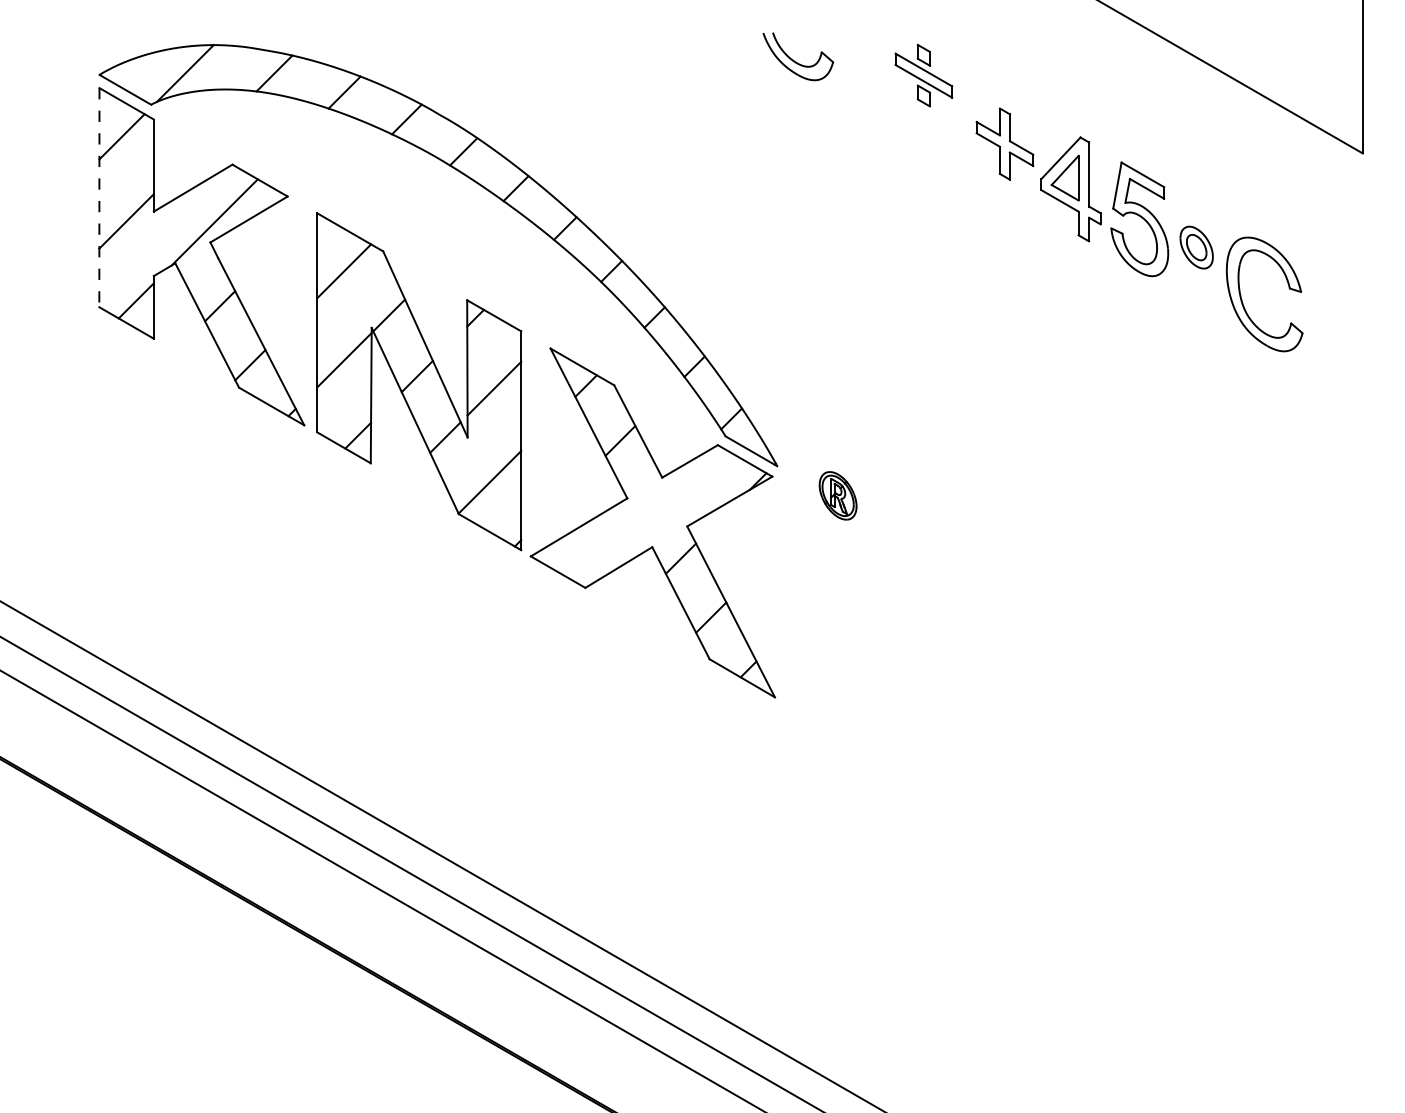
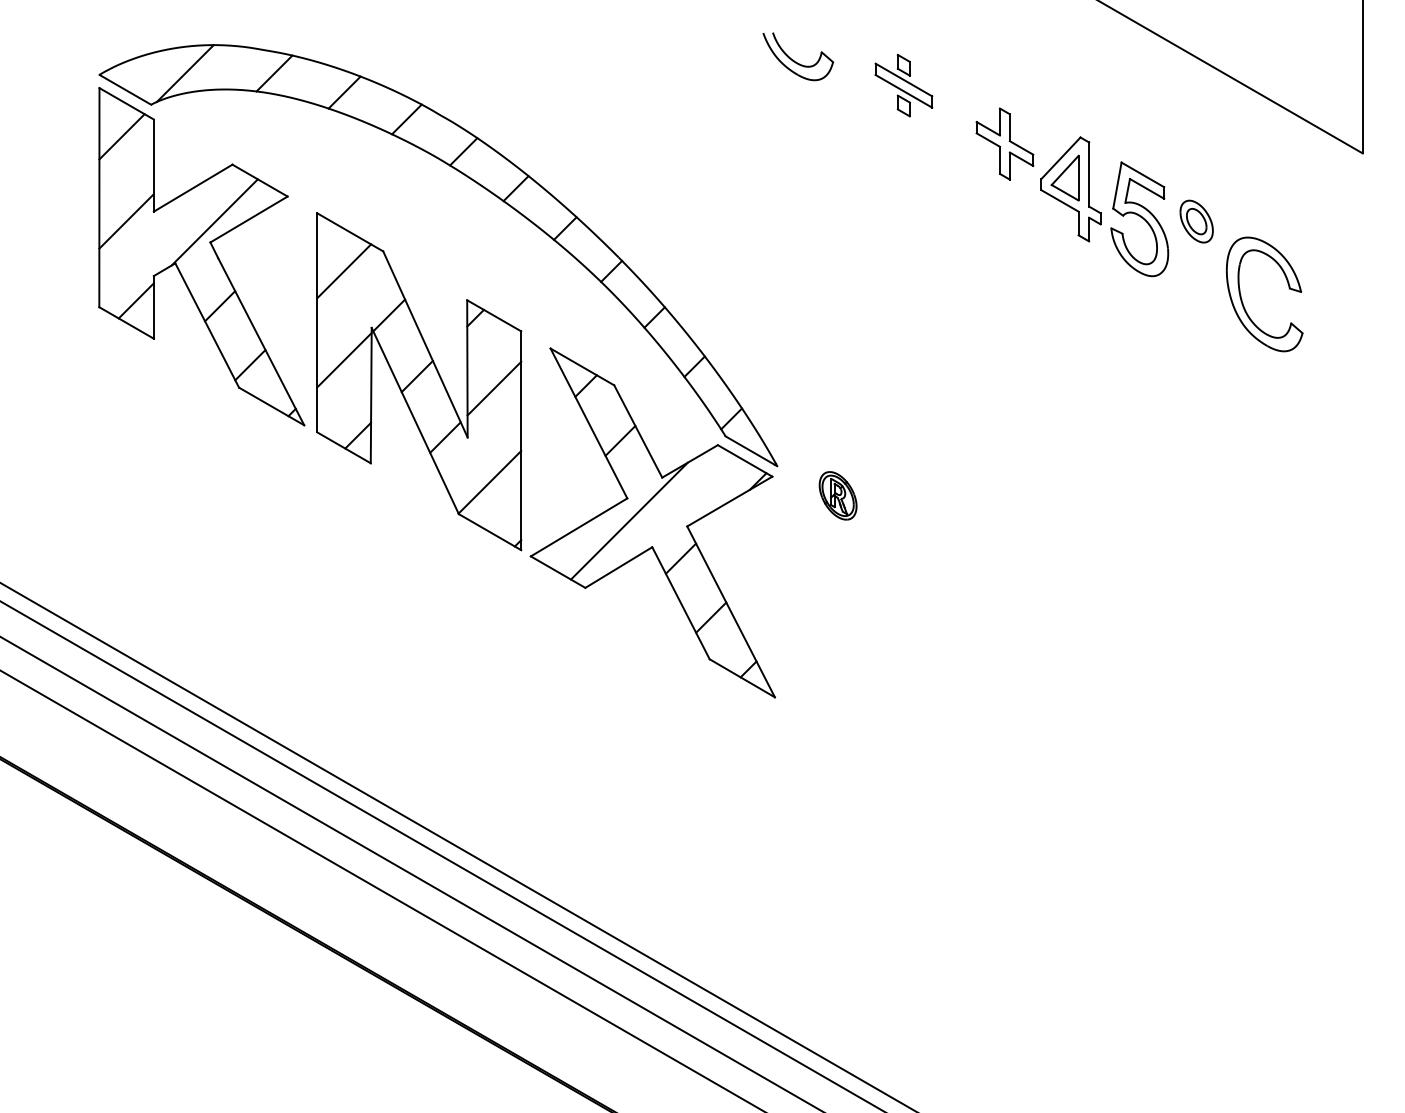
part position: (923, 75) -> (903, 85) (903, 85)
line: dashed -> solid (99, 197)
part position: (1196, 247) -> (1196, 221) (1196, 221)
line: none -> present (628, 520)
line: none -> present (457, 846)
